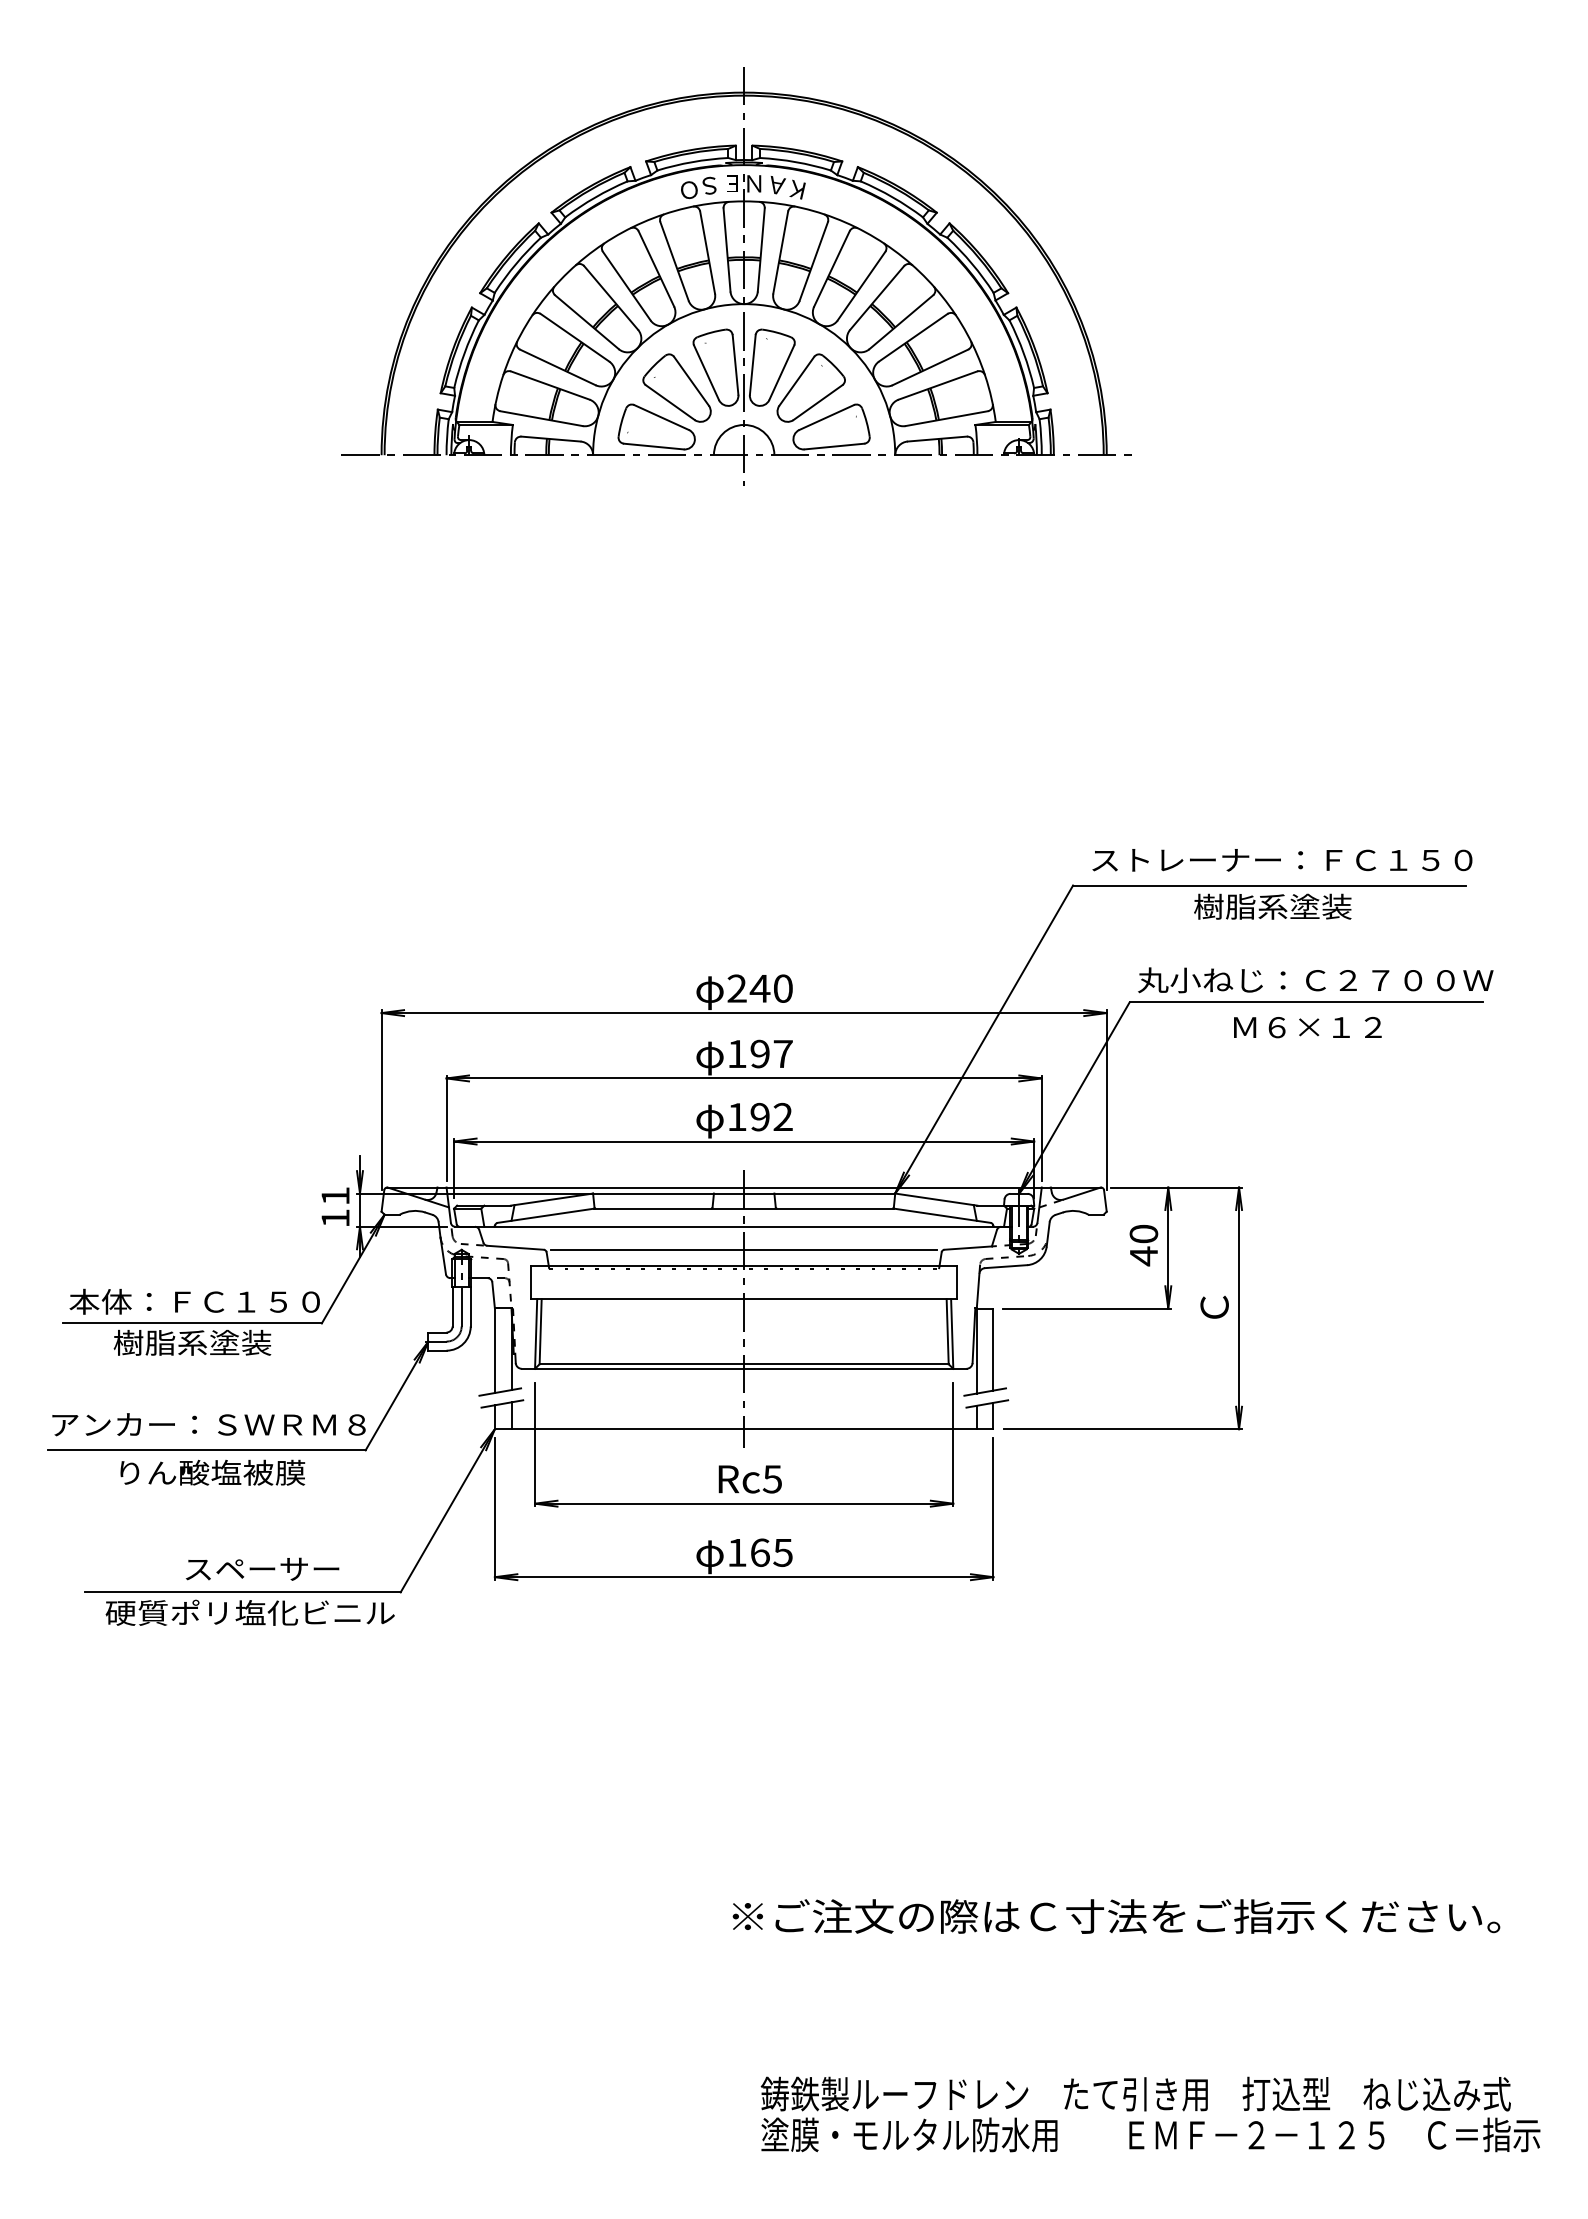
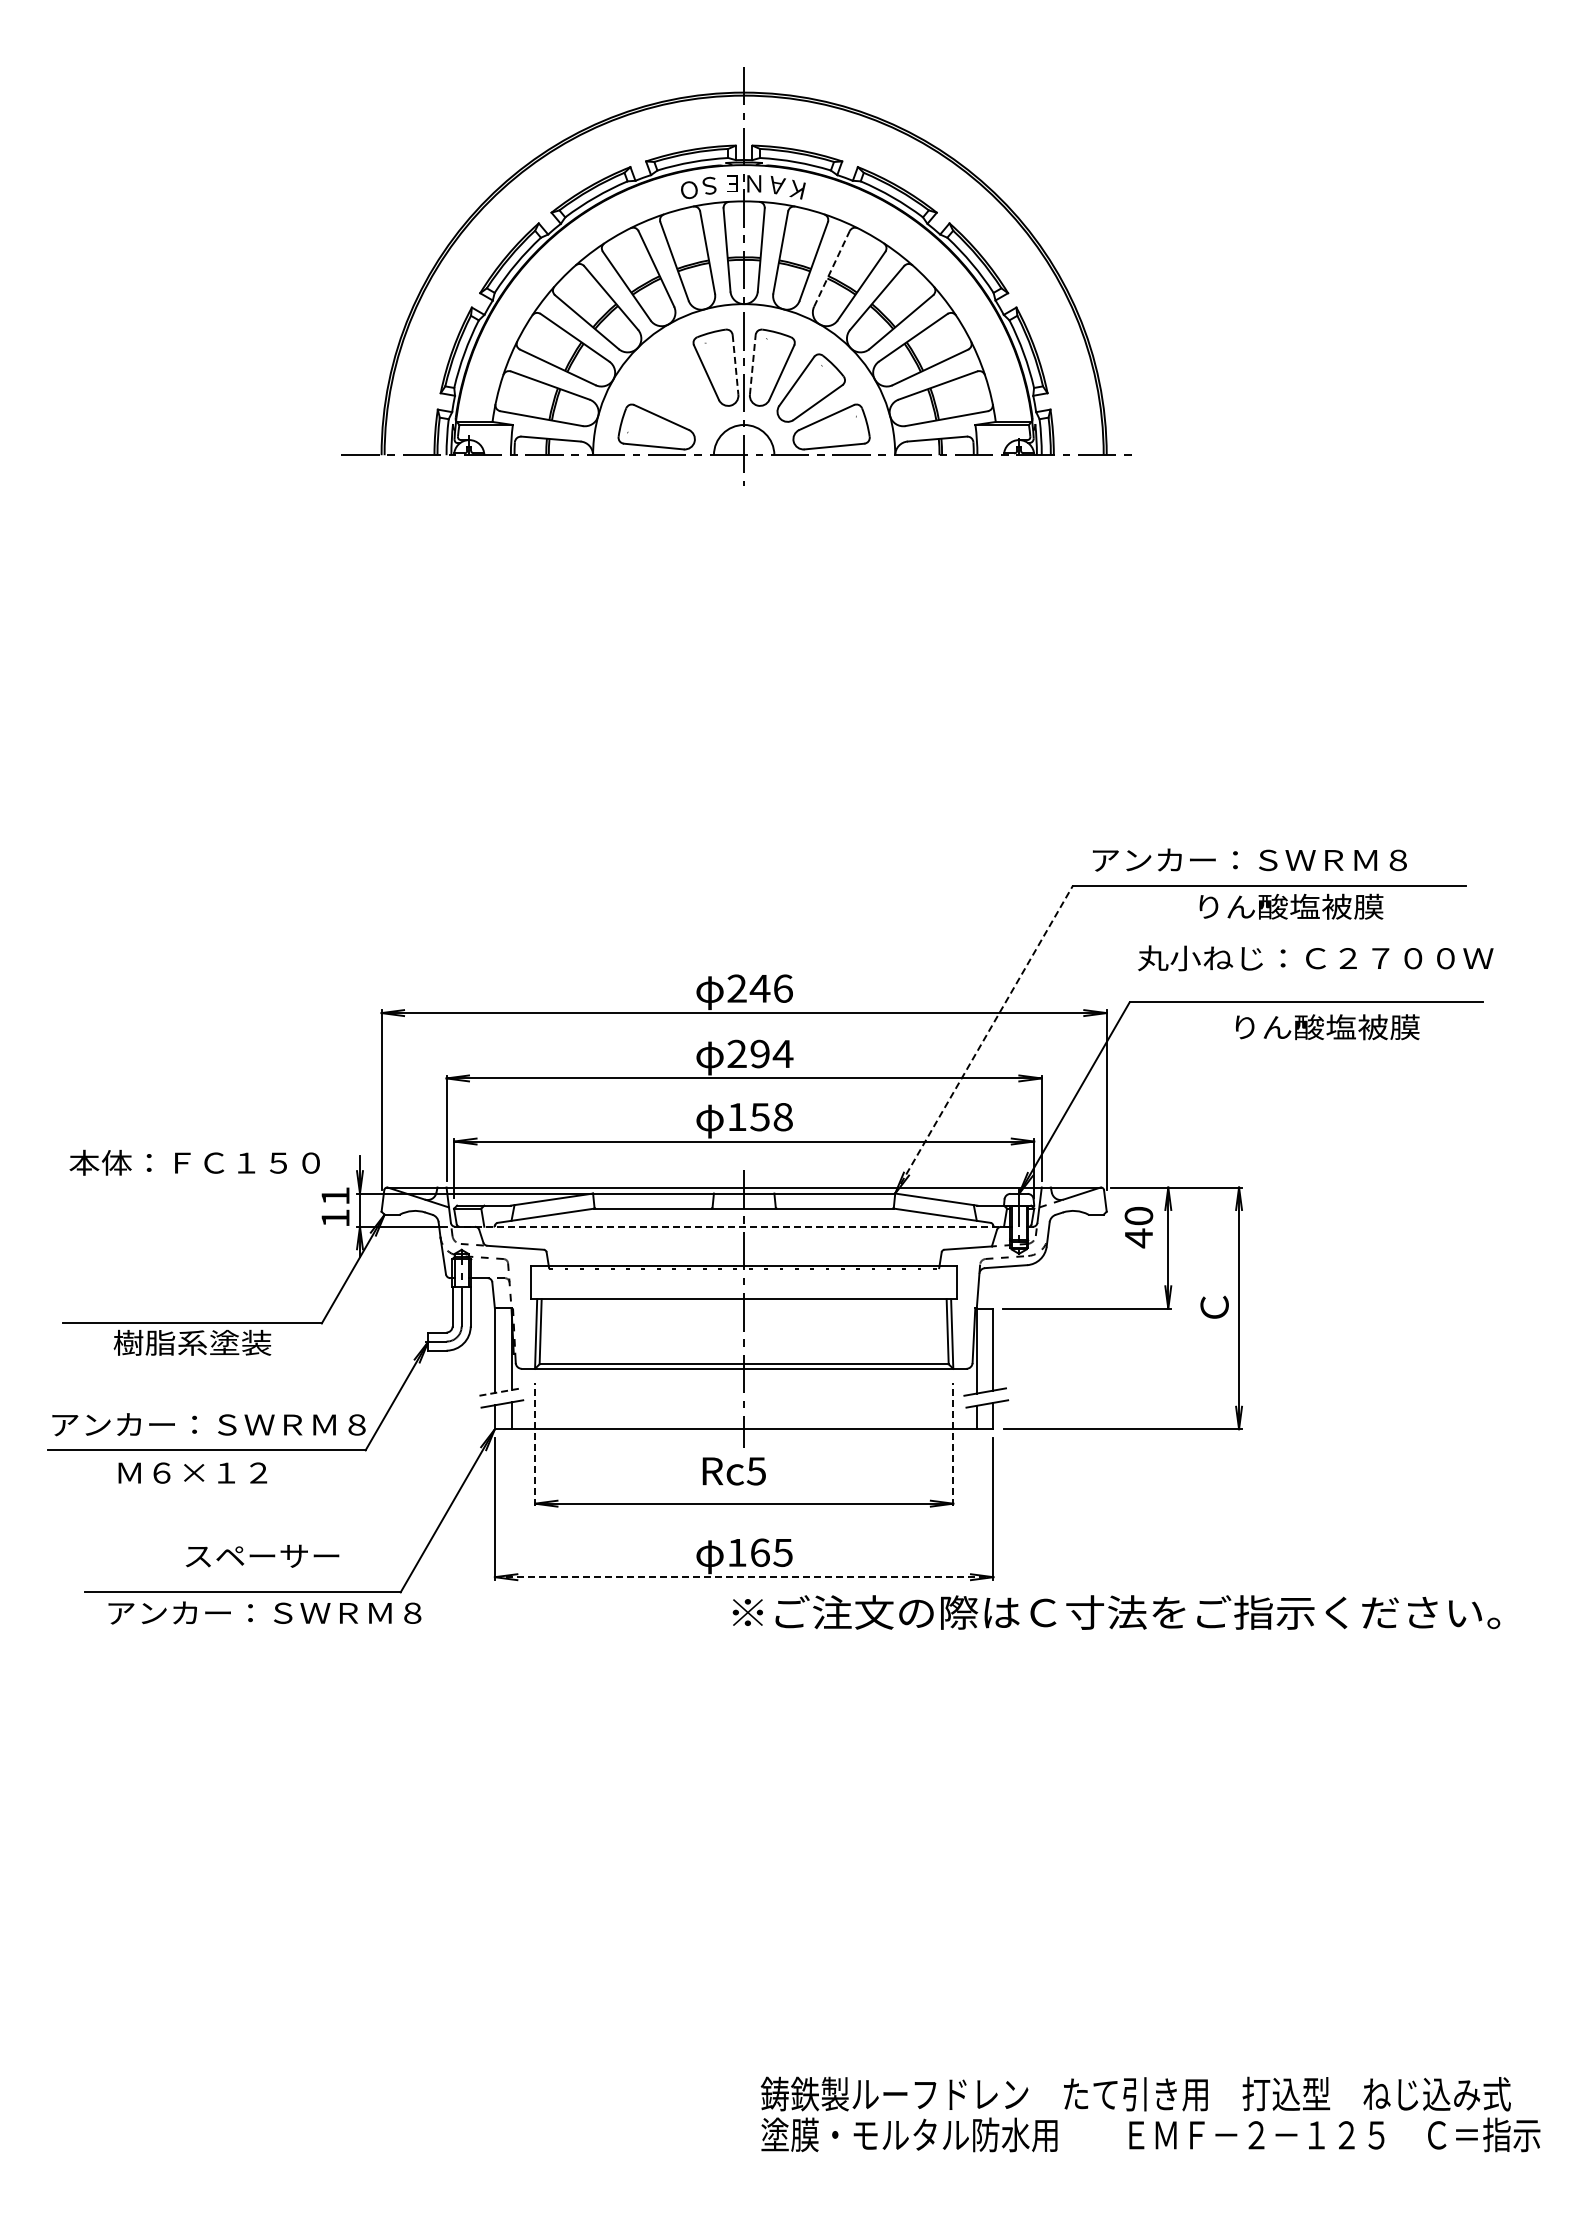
line: solid -> dashed (831, 268)
line: solid -> dashed (735, 364)
line: solid -> dashed (752, 364)
part: present -> none (676, 387)
text: ストレーナー：ＦＣ１５０ -> アンカー：ＳＷＲＭ８ (1282, 859)
text: 樹脂系塗装 -> りん酸塩被膜 (1288, 906)
text position: (1315, 980) -> (1315, 958) (1315, 958)
text: 240 -> 246 (783, 988)
text: Ｍ６×１２ -> りん酸塩被膜 (1326, 1027)
line: solid -> dashed (984, 1039)
text: 197 -> 294 (760, 1053)
text: 192 -> 158 (771, 1116)
line: solid -> dashed (734, 1226)
text position: (1143, 1245) -> (1138, 1227) (1138, 1227)
line: present -> none (743, 1249)
text position: (194, 1301) -> (194, 1162) (194, 1162)
line: solid -> dashed (500, 1391)
line: solid -> dashed (535, 1444)
line: solid -> dashed (953, 1444)
text: りん酸塩被膜 -> Ｍ６×１２ (211, 1472)
text position: (749, 1479) -> (733, 1471) (733, 1471)
text position: (262, 1568) -> (262, 1555) (262, 1555)
line: solid -> dashed (744, 1577)
text: 硬質ポリ塩化ビニル -> アンカー：ＳＷＲＭ８ (263, 1612)
text position: (1116, 1916) -> (1116, 1612) (1116, 1612)
